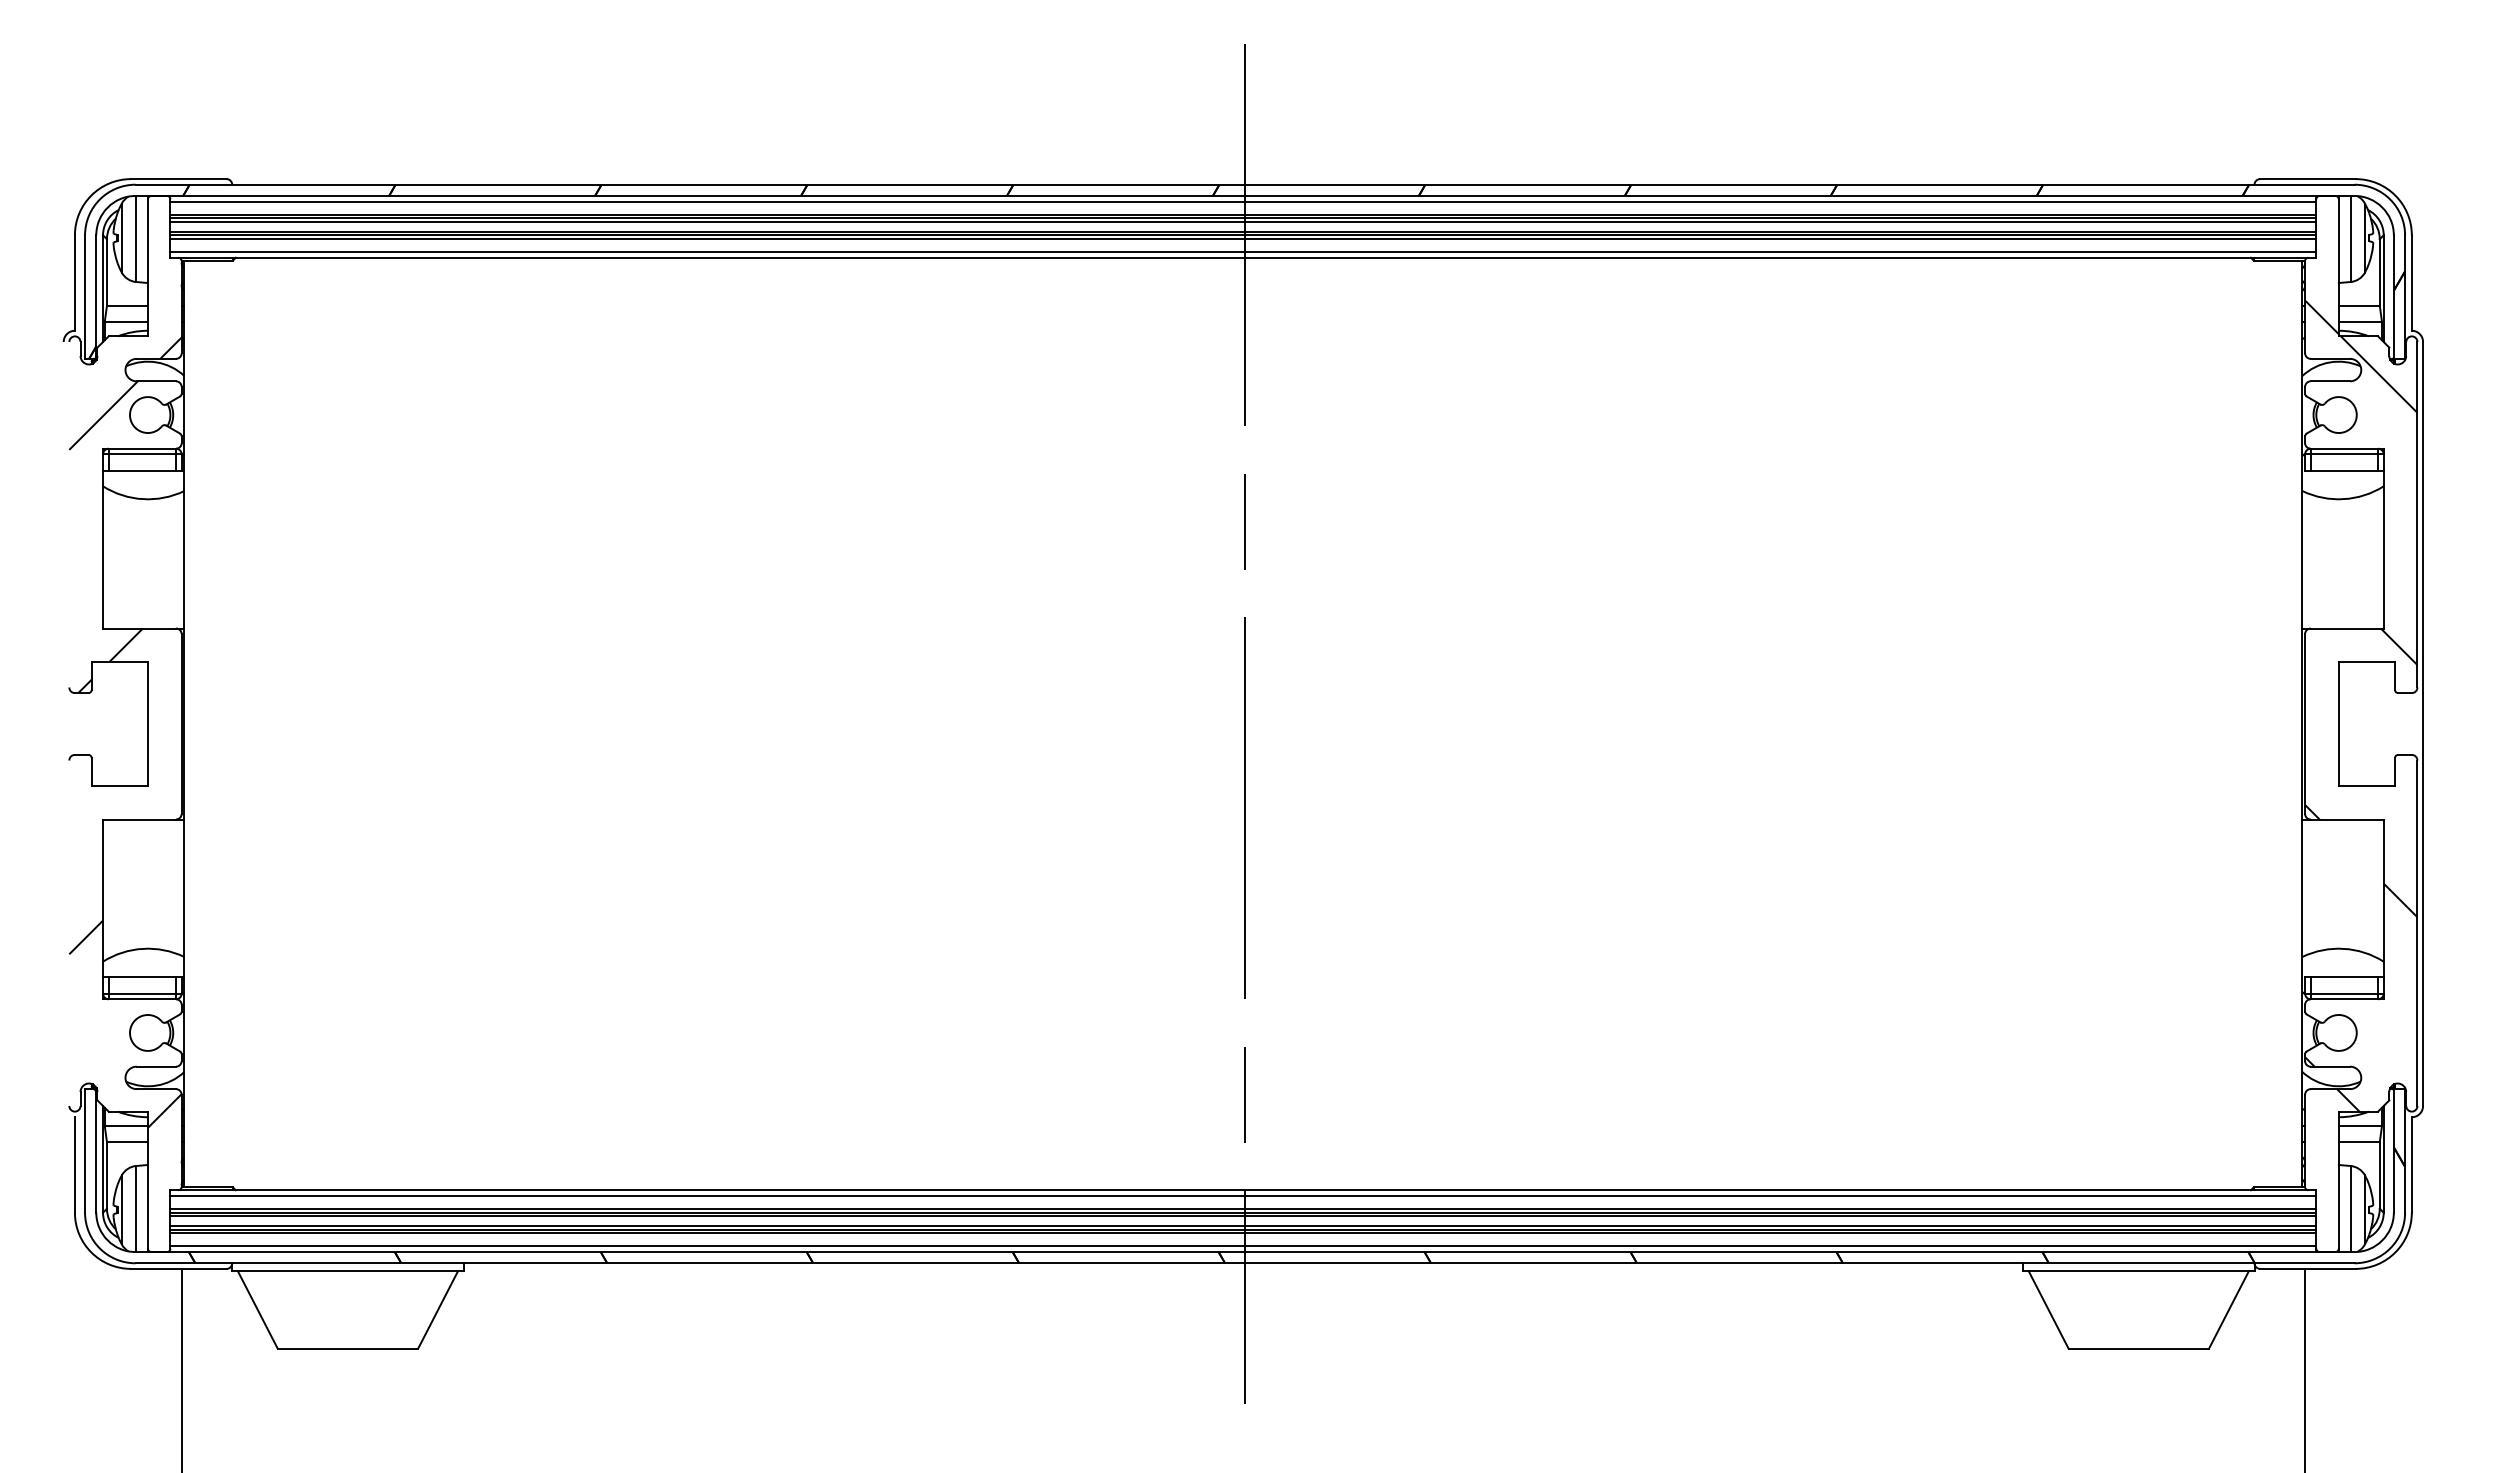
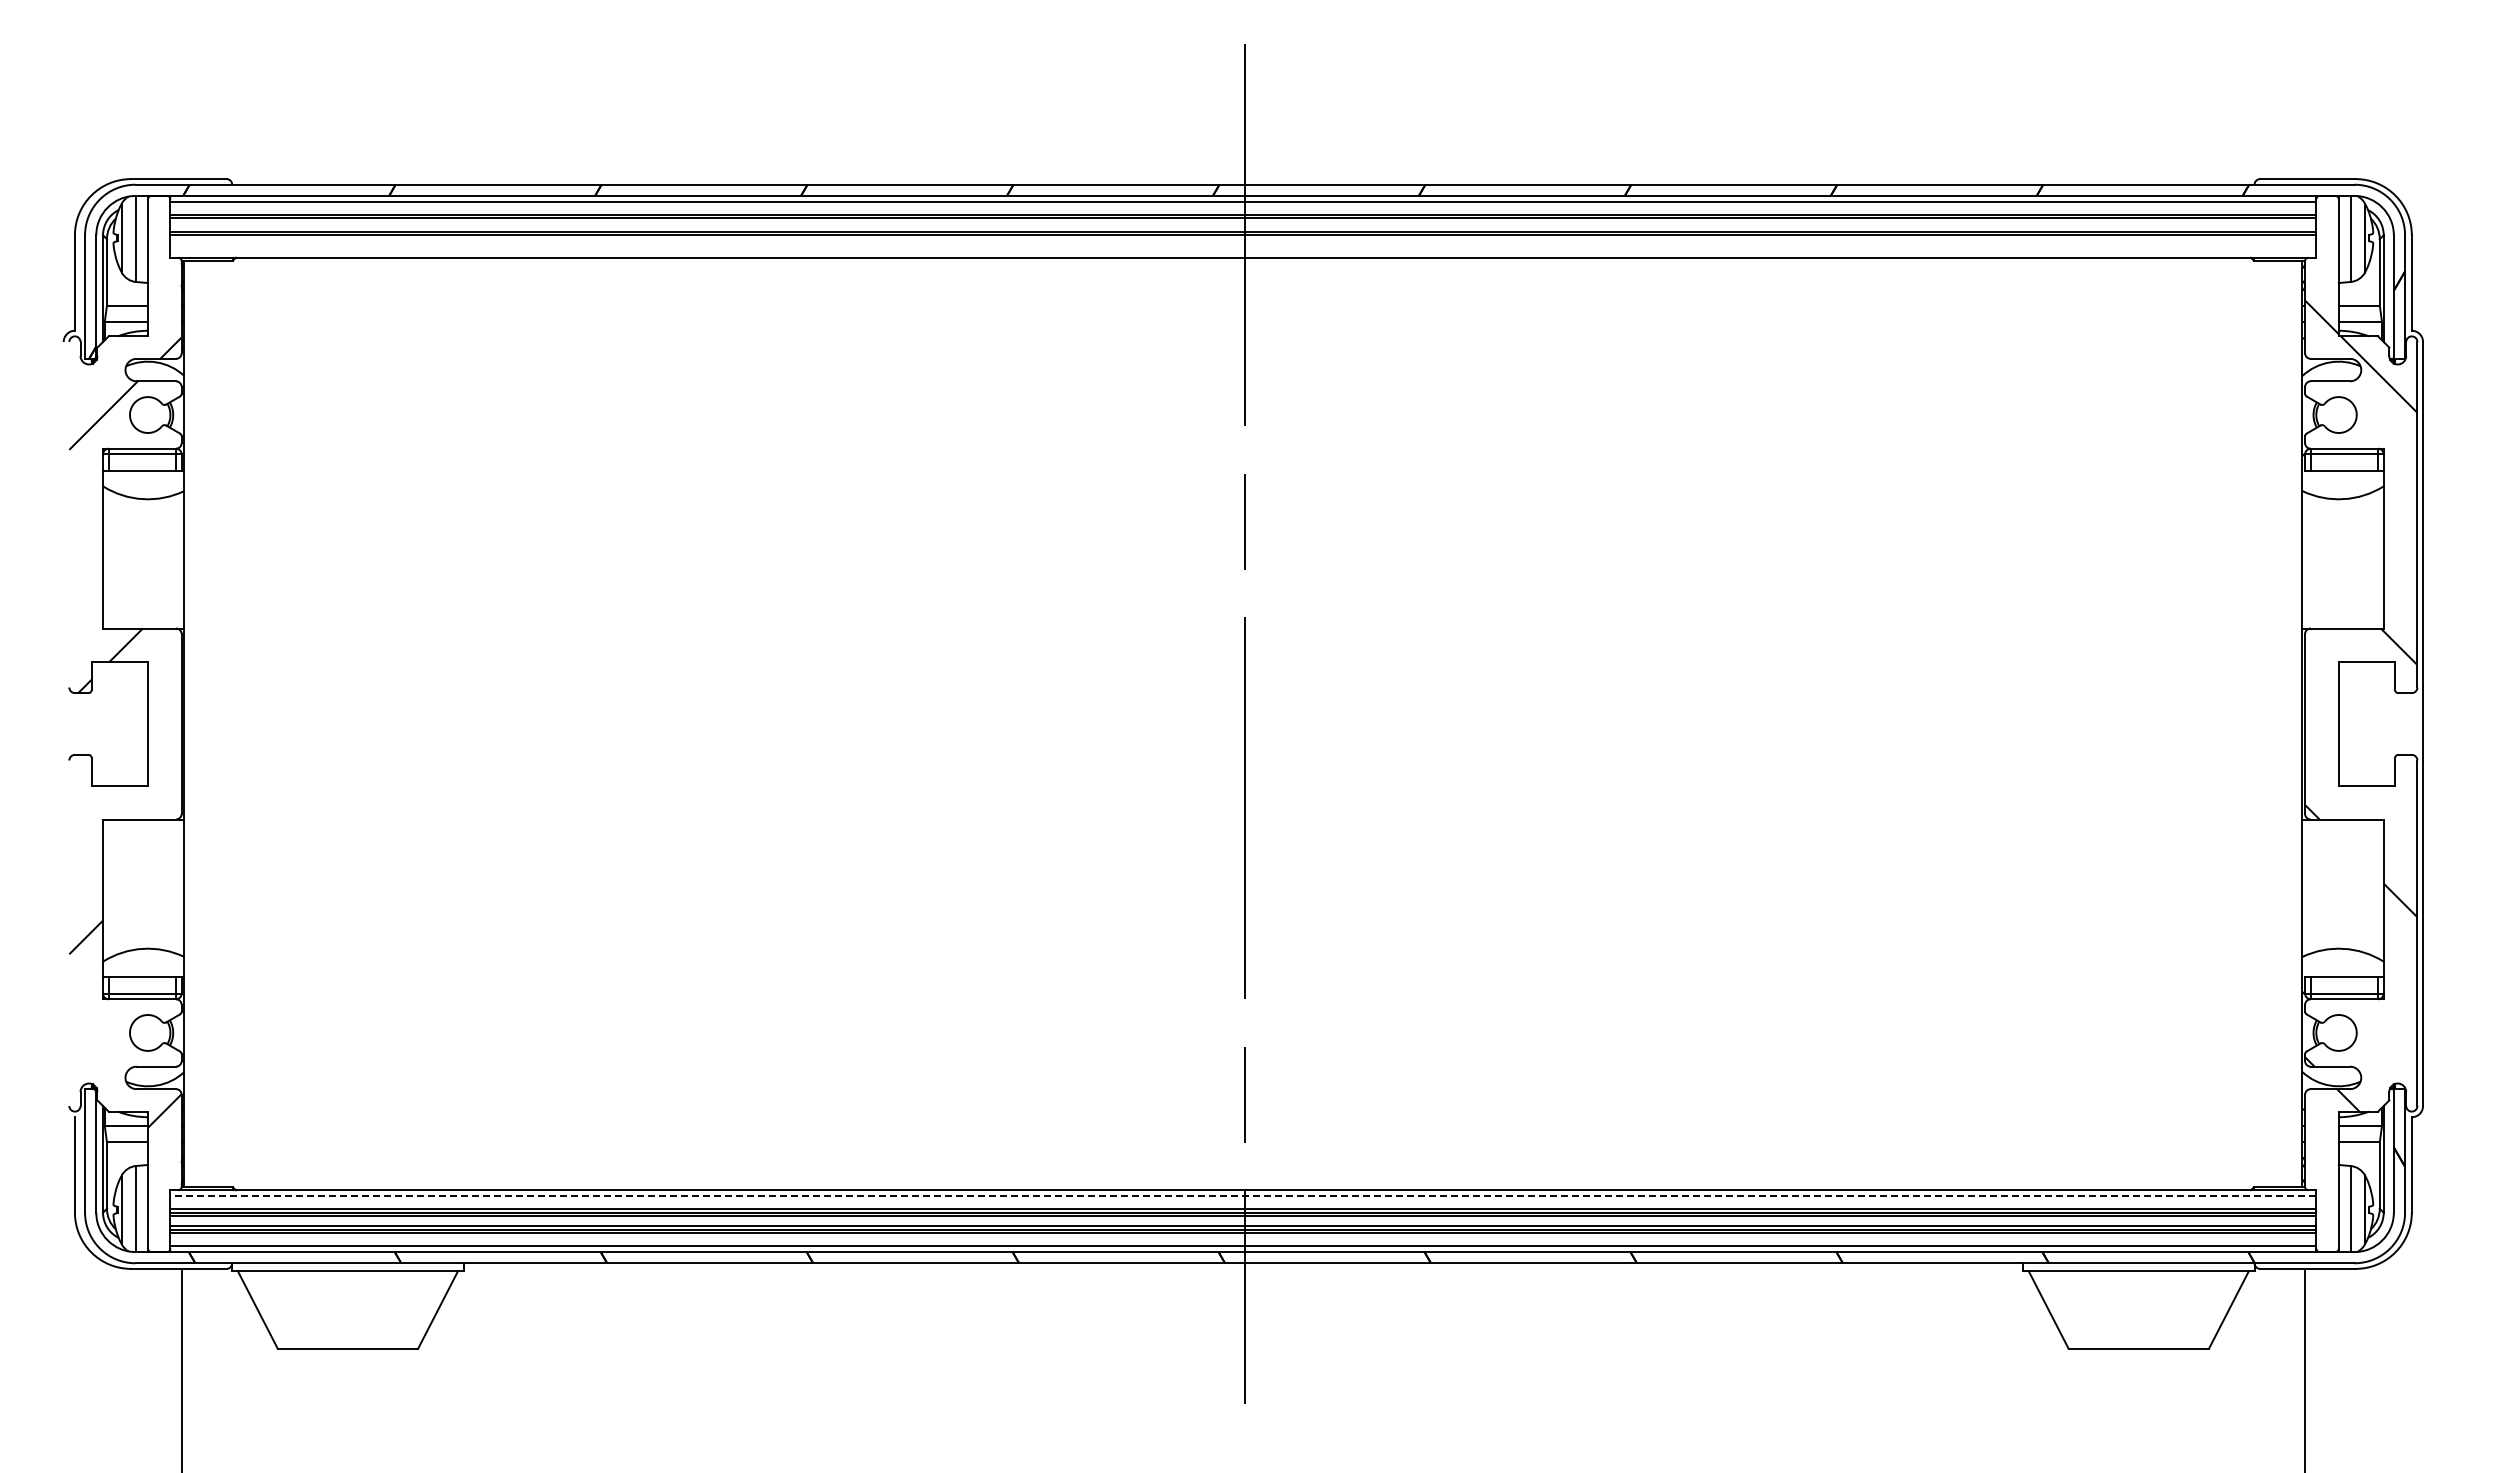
line: present -> none (1243, 221)
line: present -> none (1243, 238)
line: present -> none (1243, 252)
line: solid -> dashed (1243, 1195)
